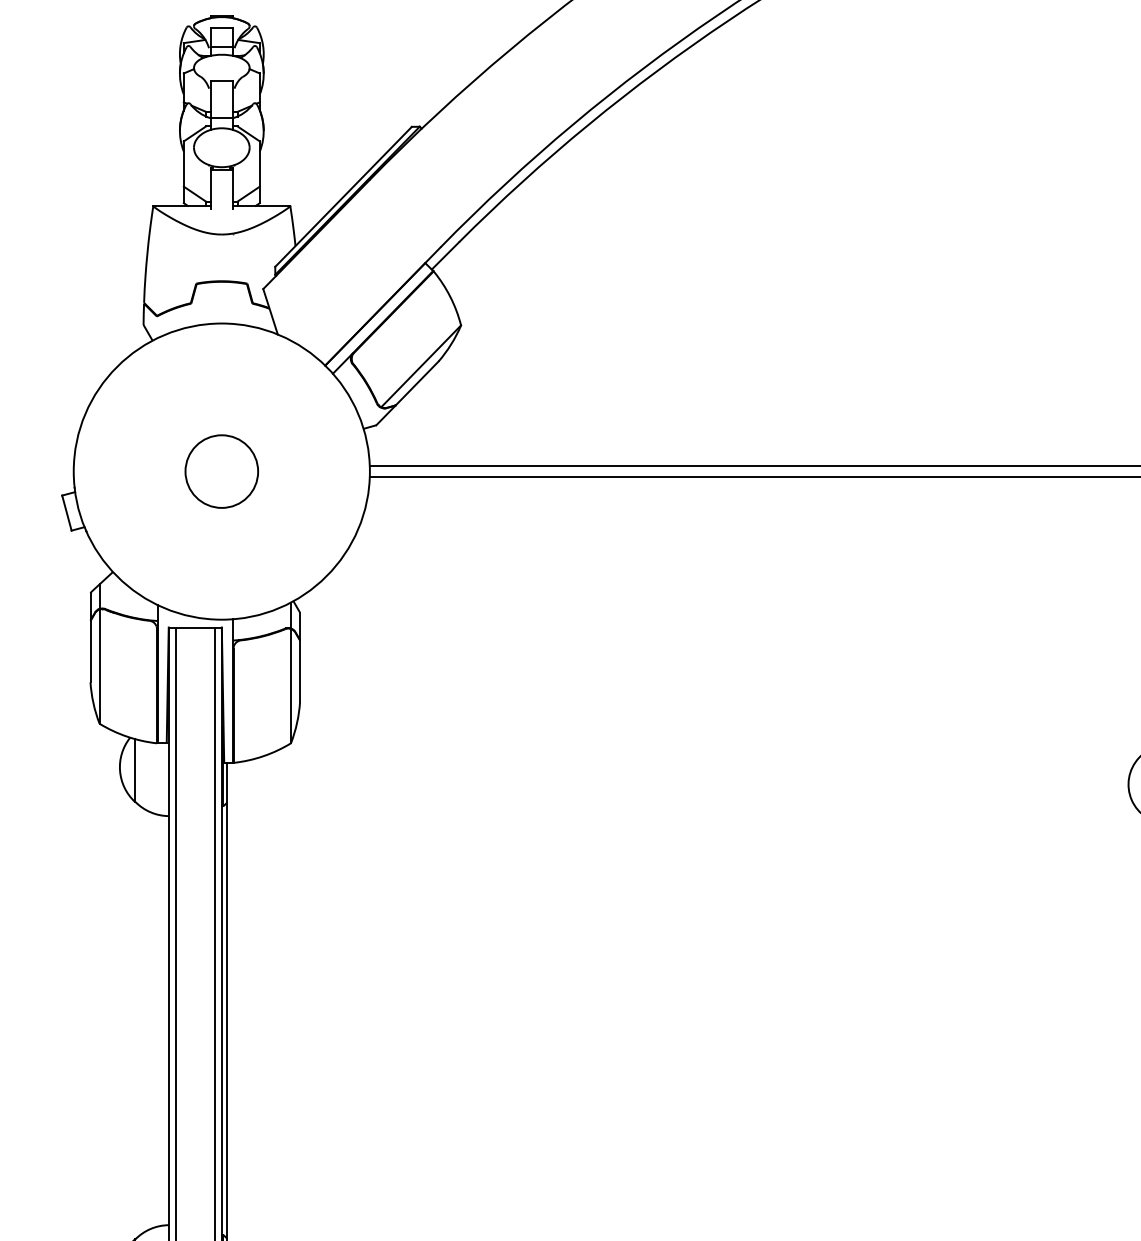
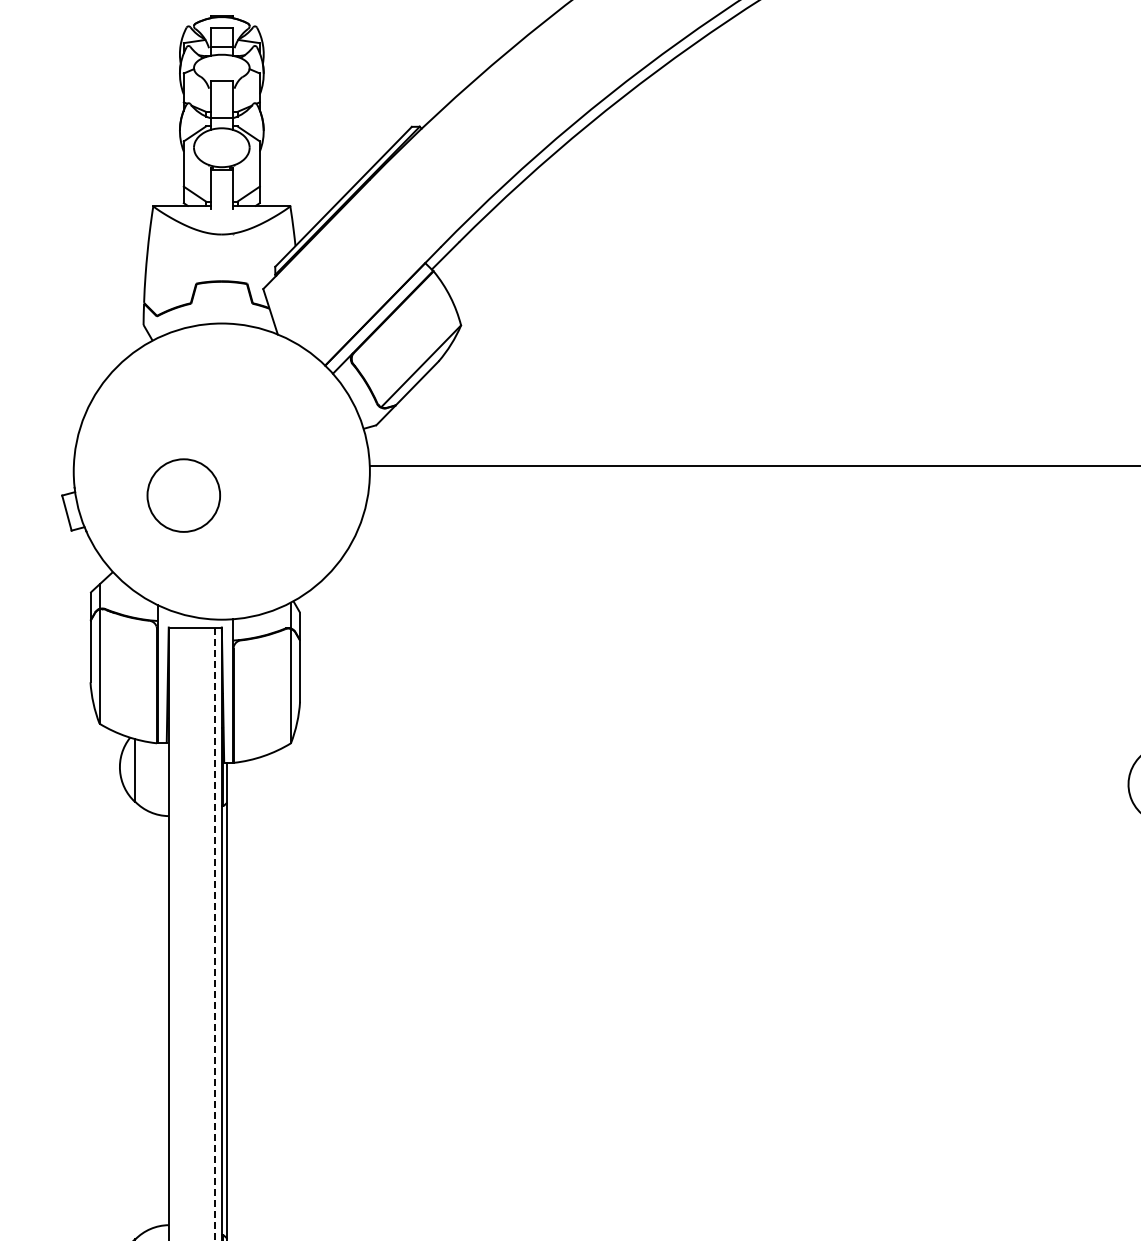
circle position: (221, 471) -> (183, 495) (183, 495)
line: present -> none (753, 477)
line: present -> none (175, 932)
line: solid -> dashed (214, 934)
